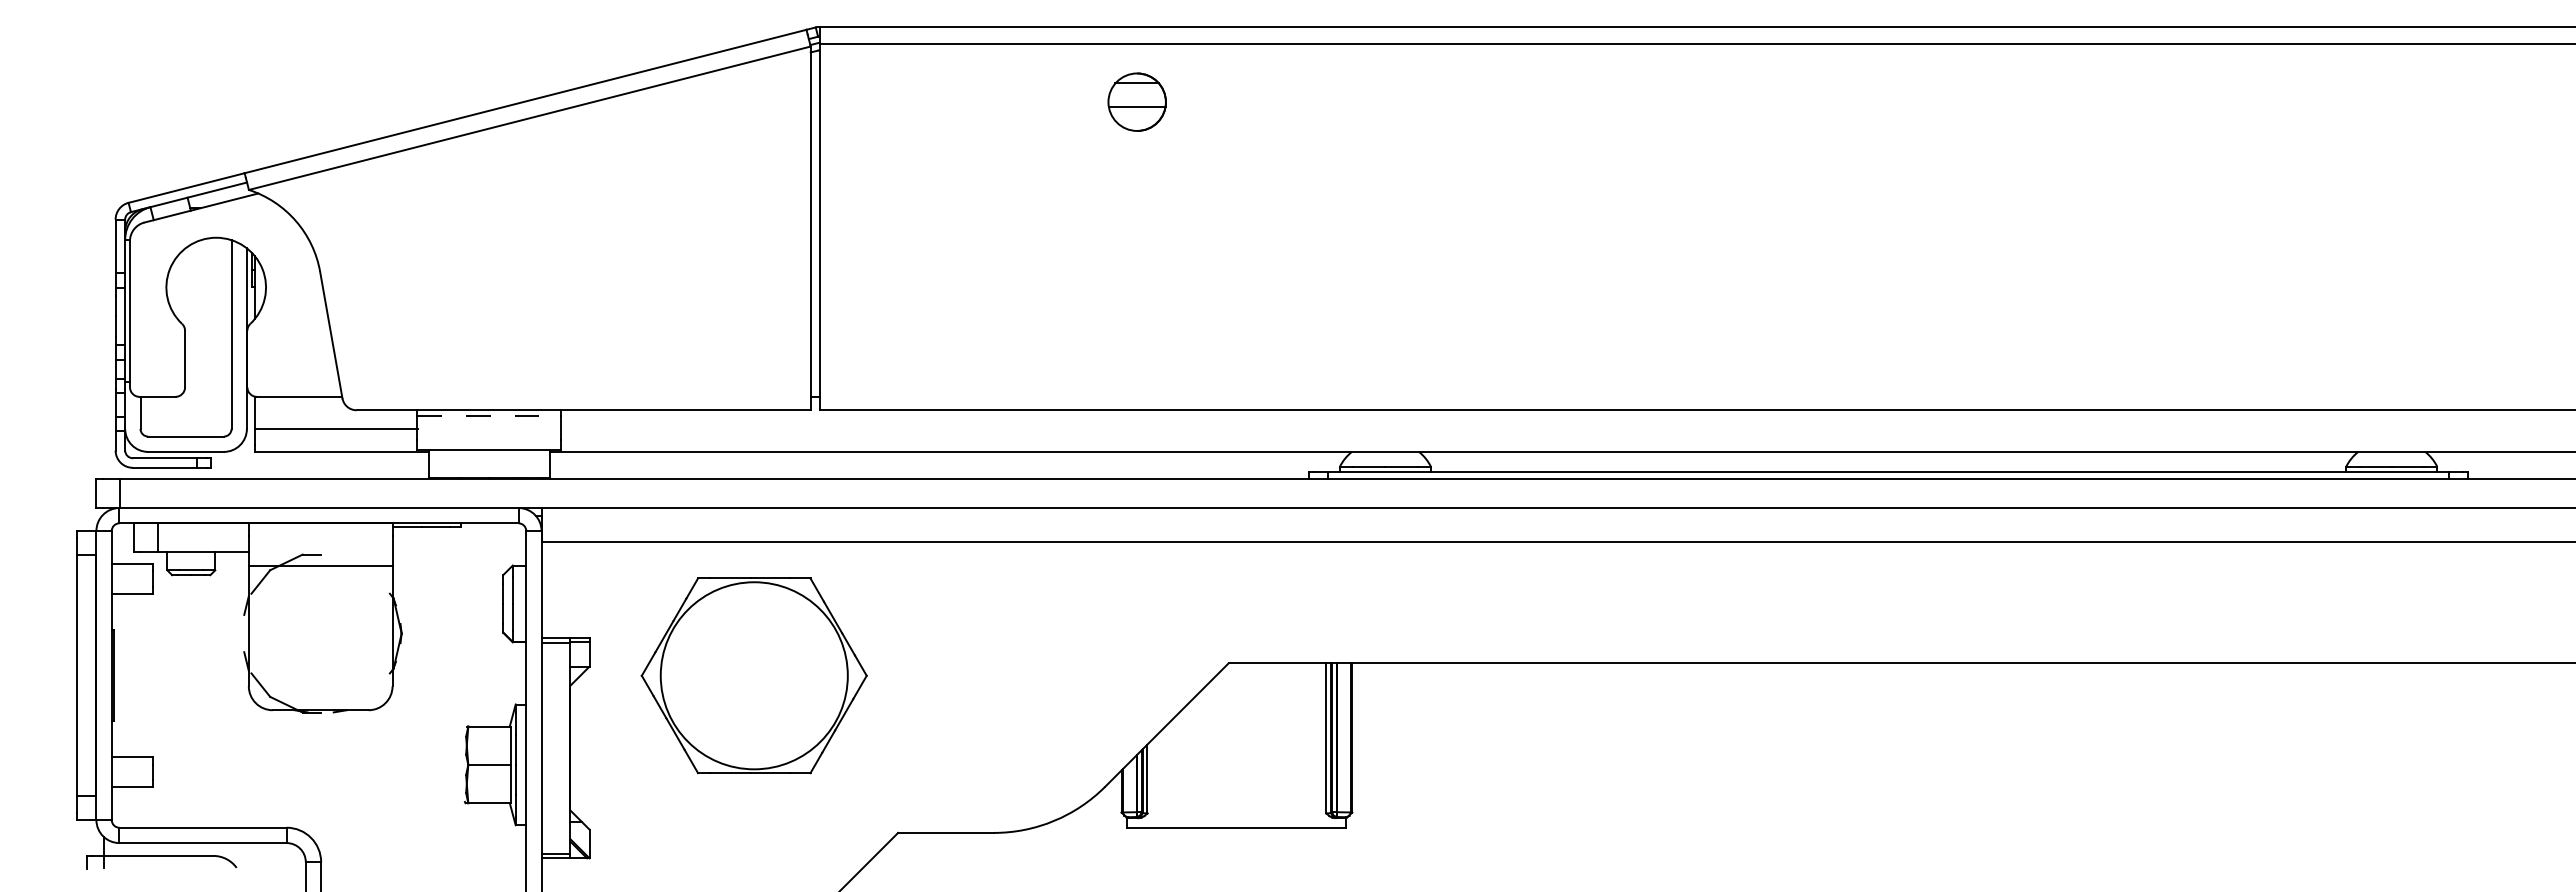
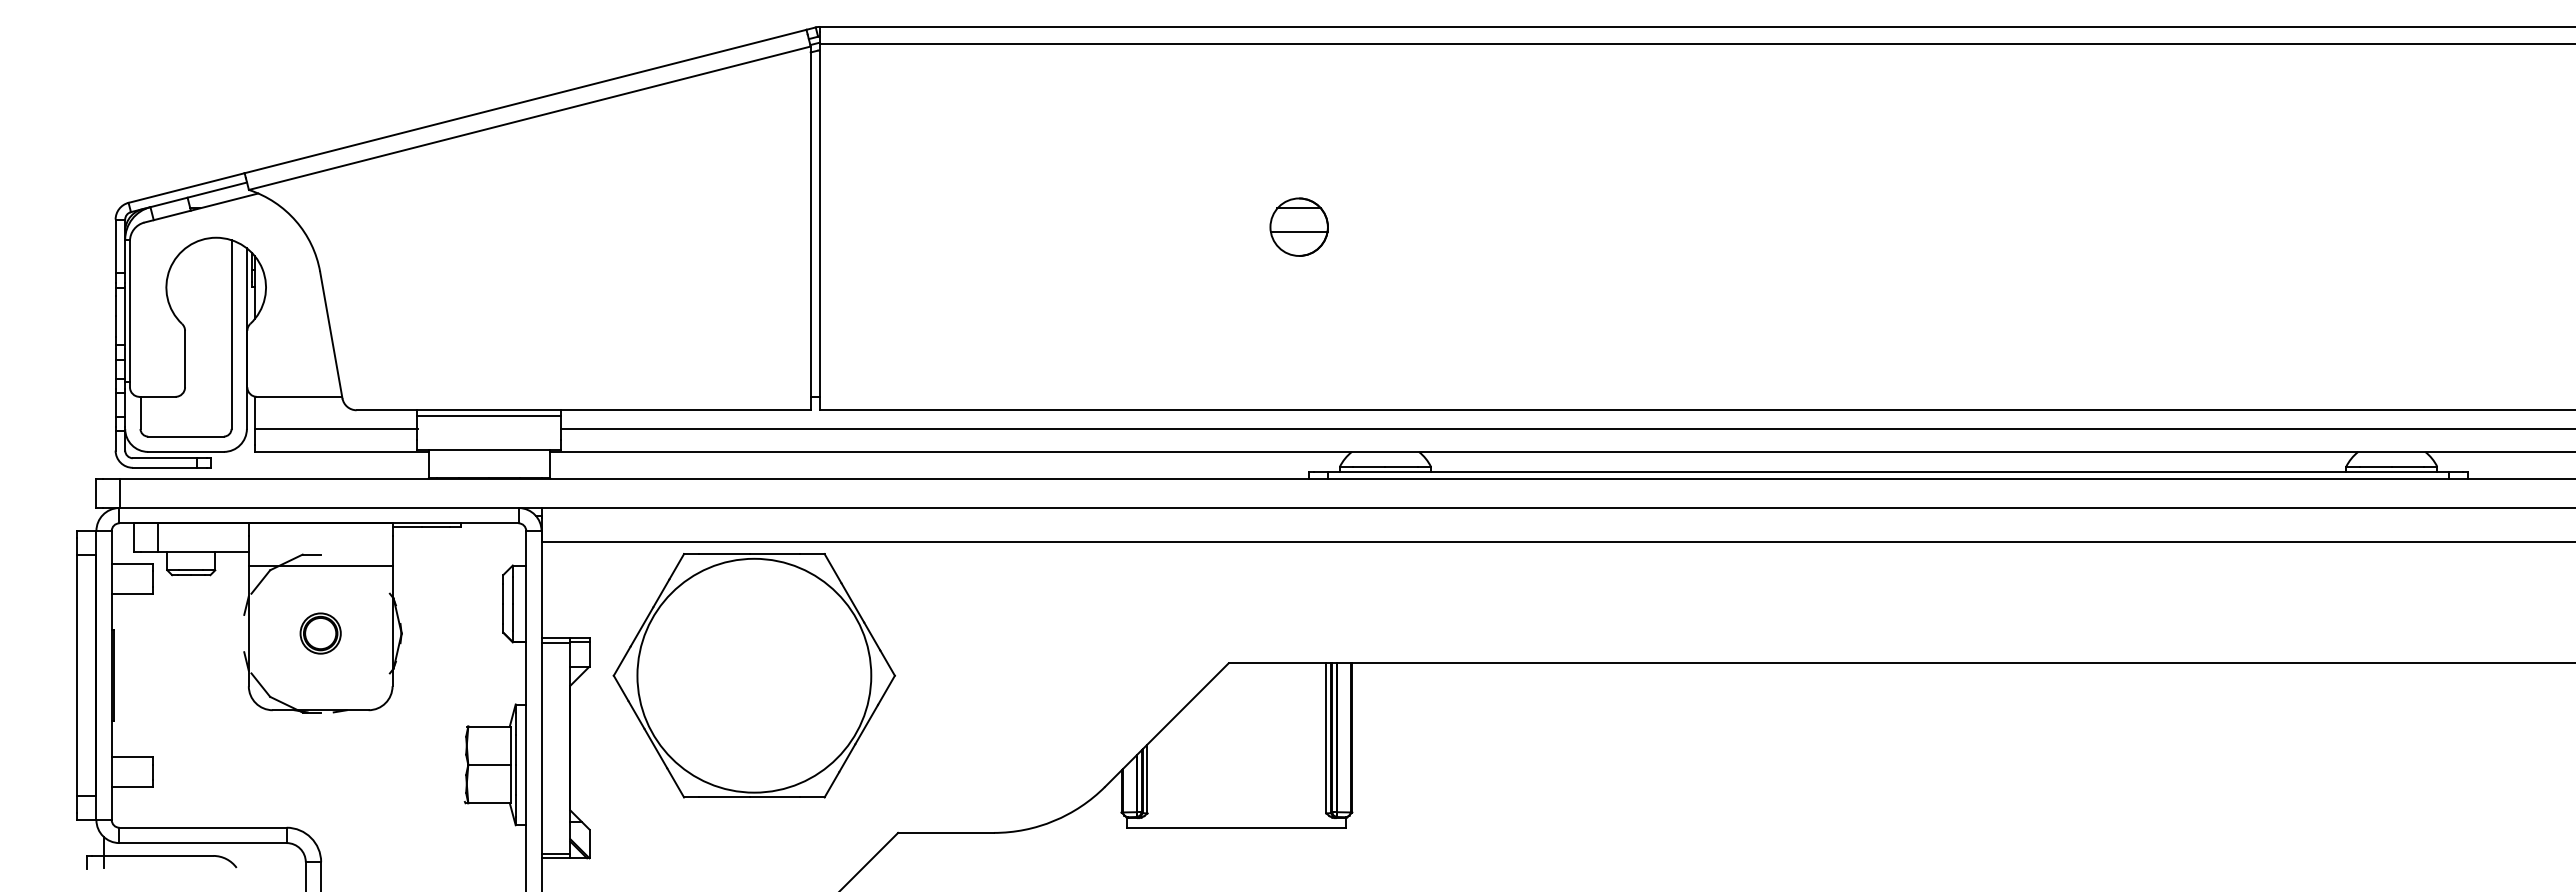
part position: (1136, 101) -> (1298, 226) (1298, 226)
line: dashed -> solid (489, 416)
line: none -> present (1566, 428)
part: none -> present (320, 633)
part size: 228x198 px -> 284x246 px (753, 675)
